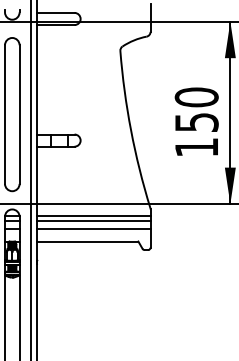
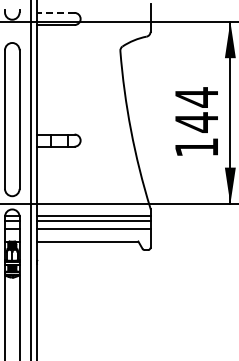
line: solid -> dashed (55, 12)
text: 150 -> 144 (196, 109)
part position: (12, 114) -> (12, 119) (12, 119)
